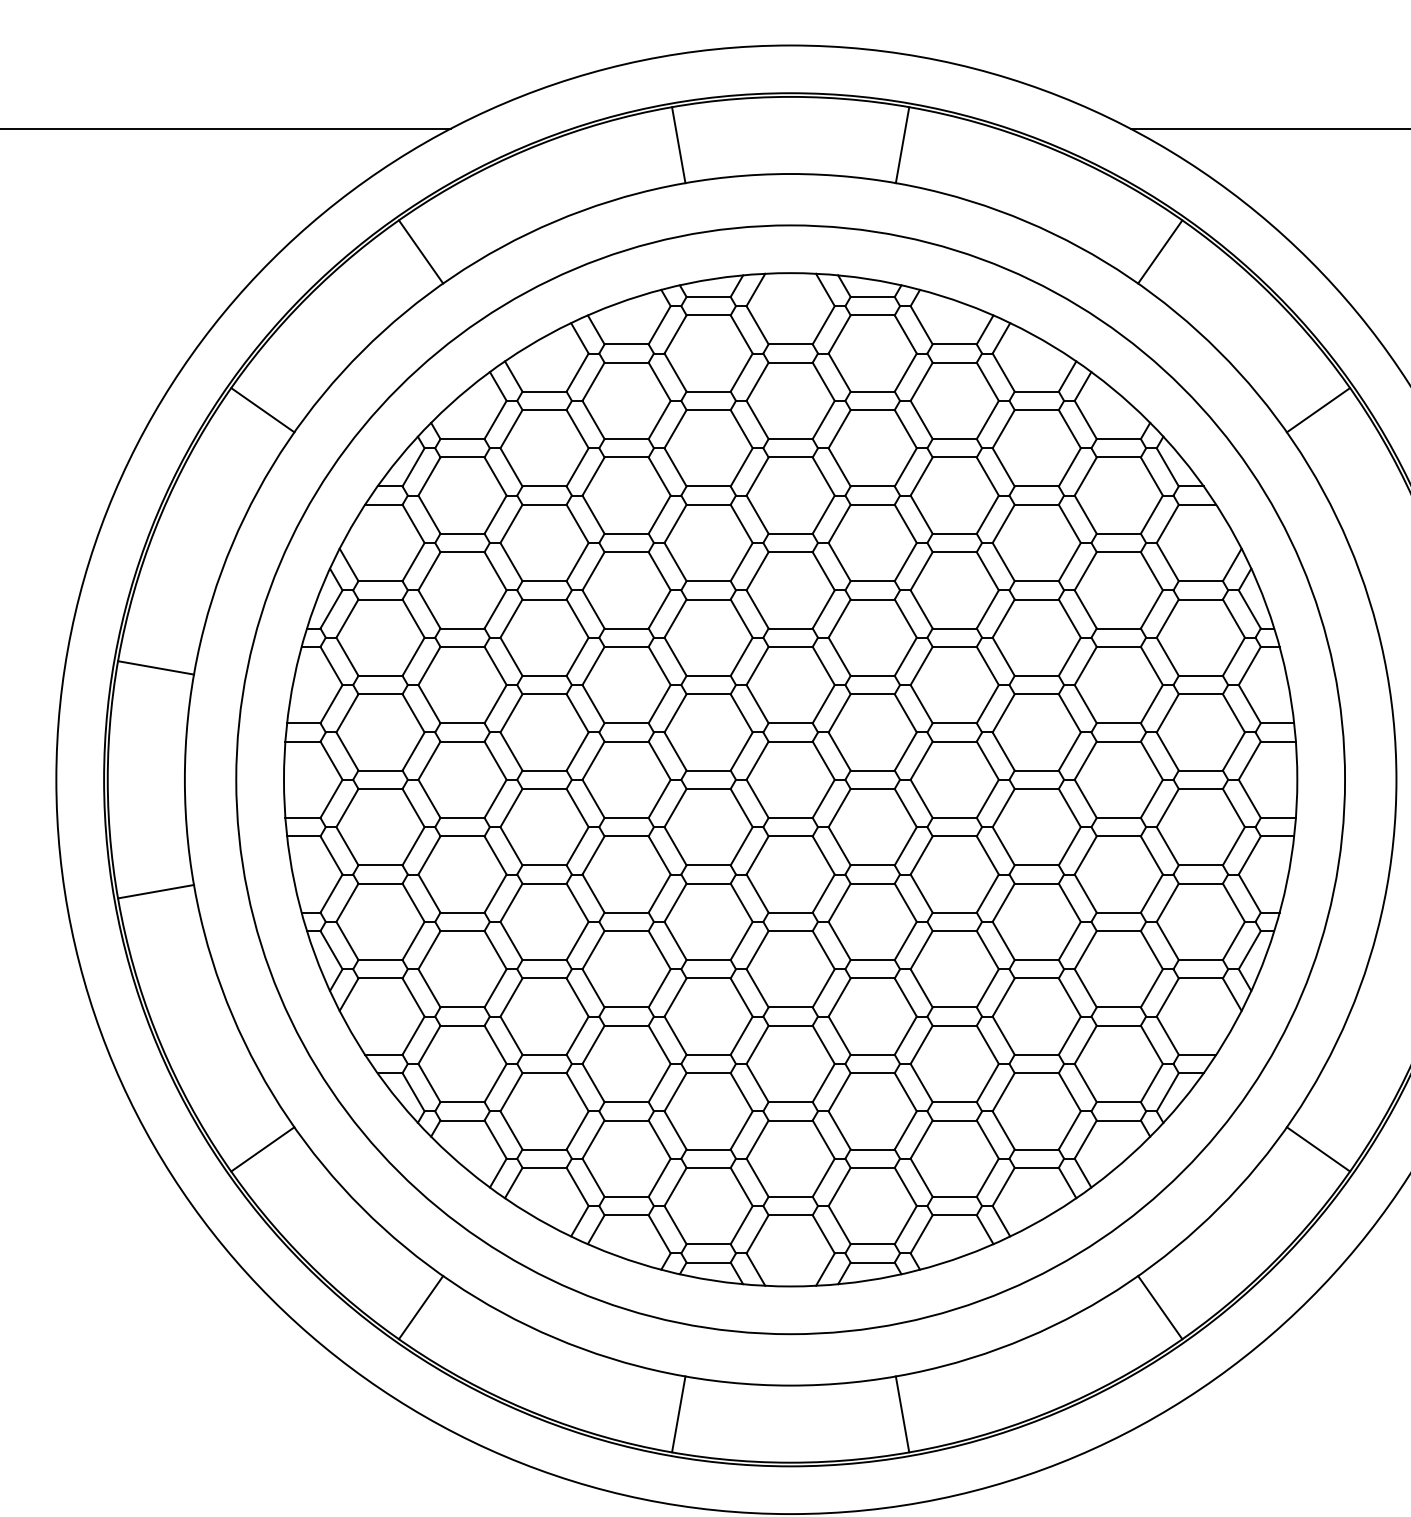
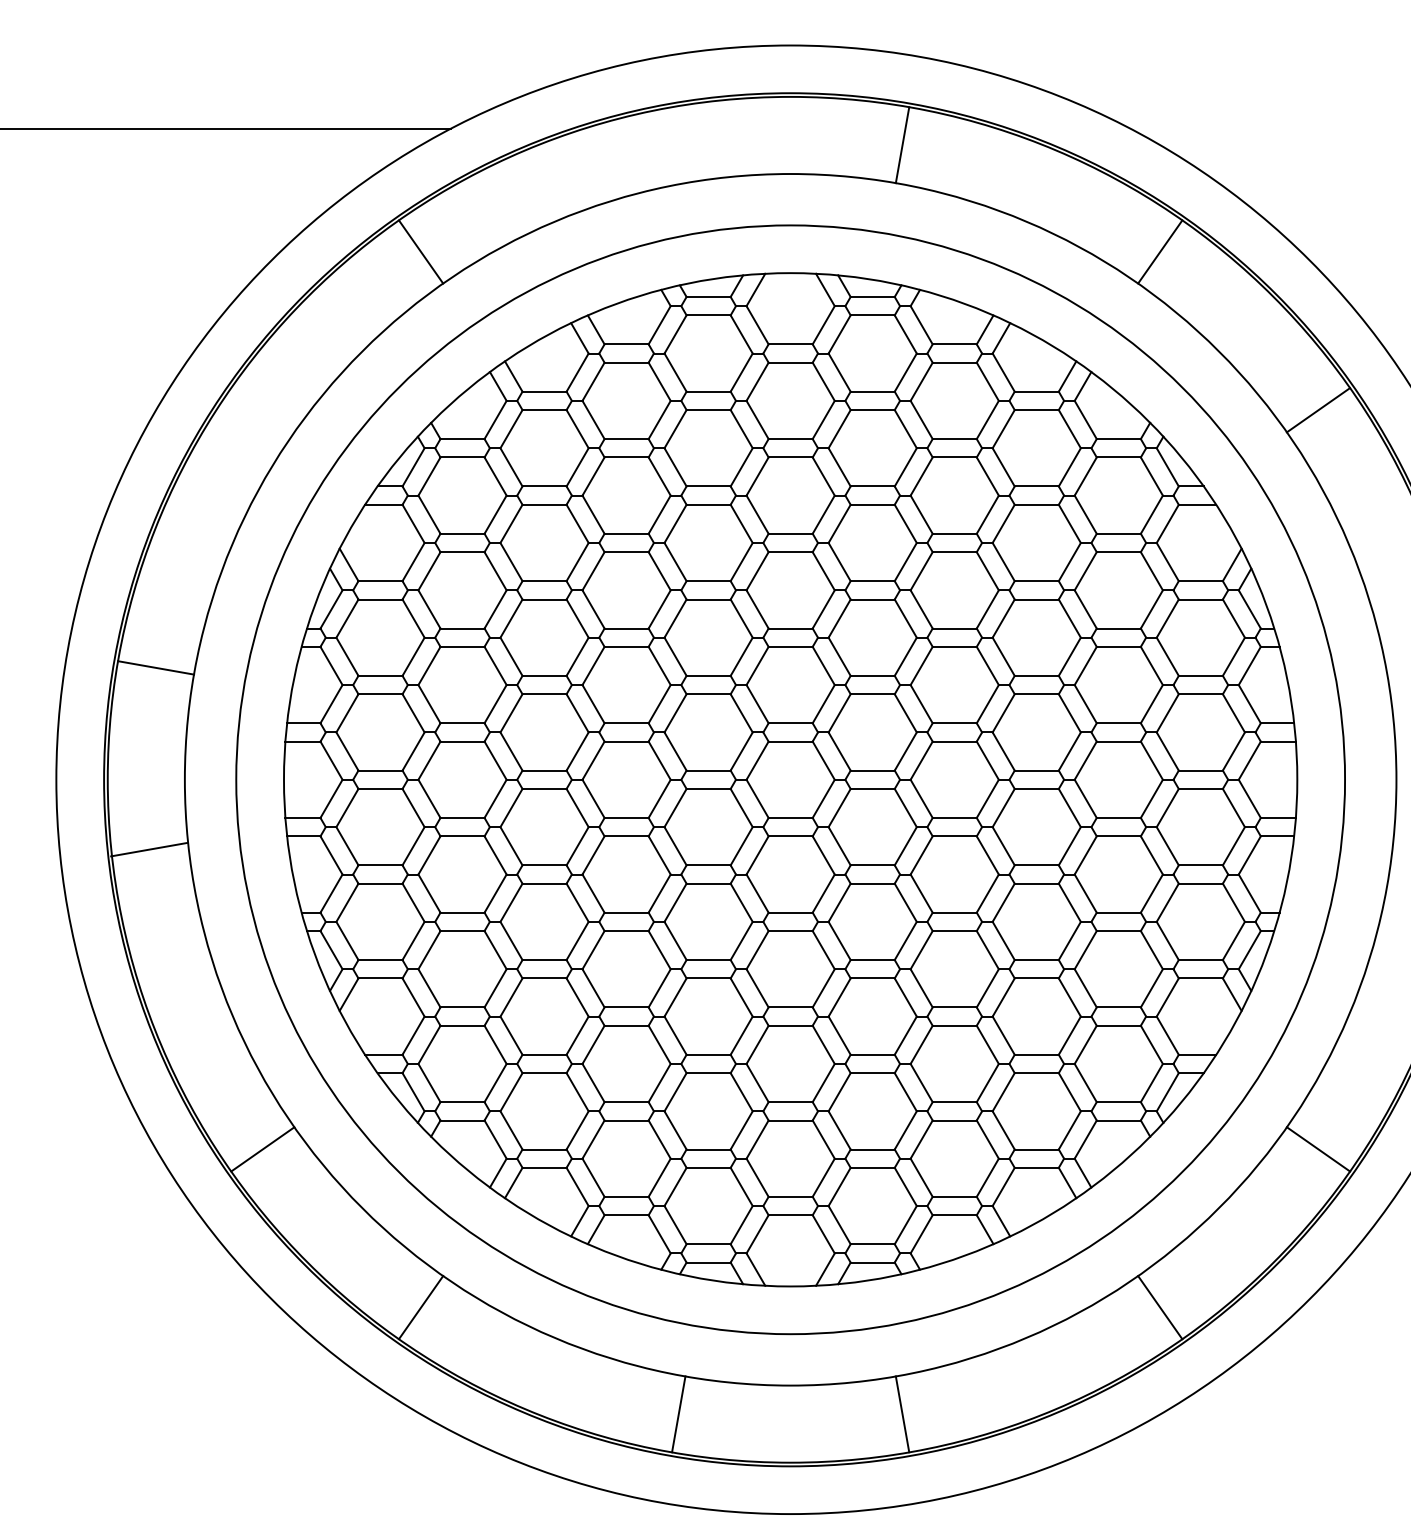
line: present -> none (1268, 128)
line: present -> none (678, 145)
line: present -> none (262, 410)
line position: (156, 891) -> (149, 849) (149, 849)
